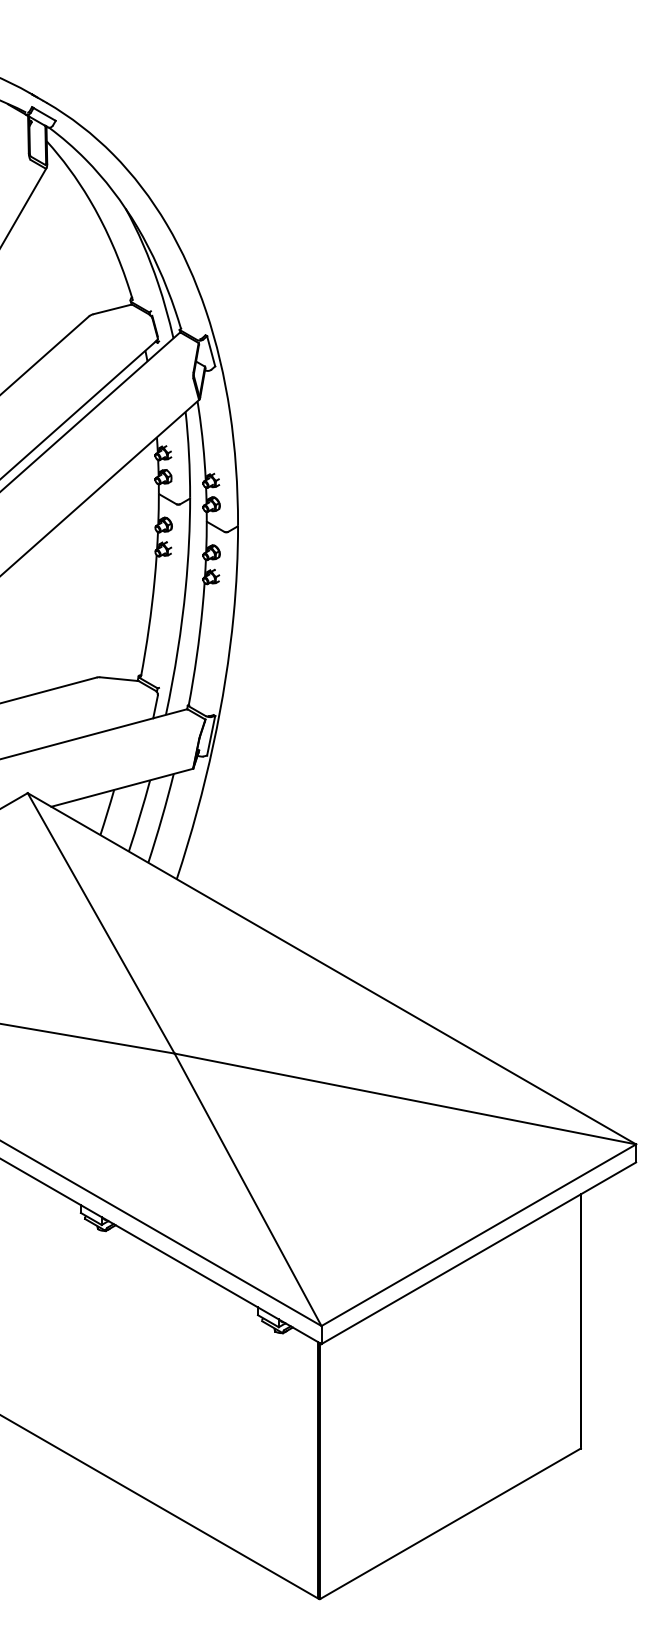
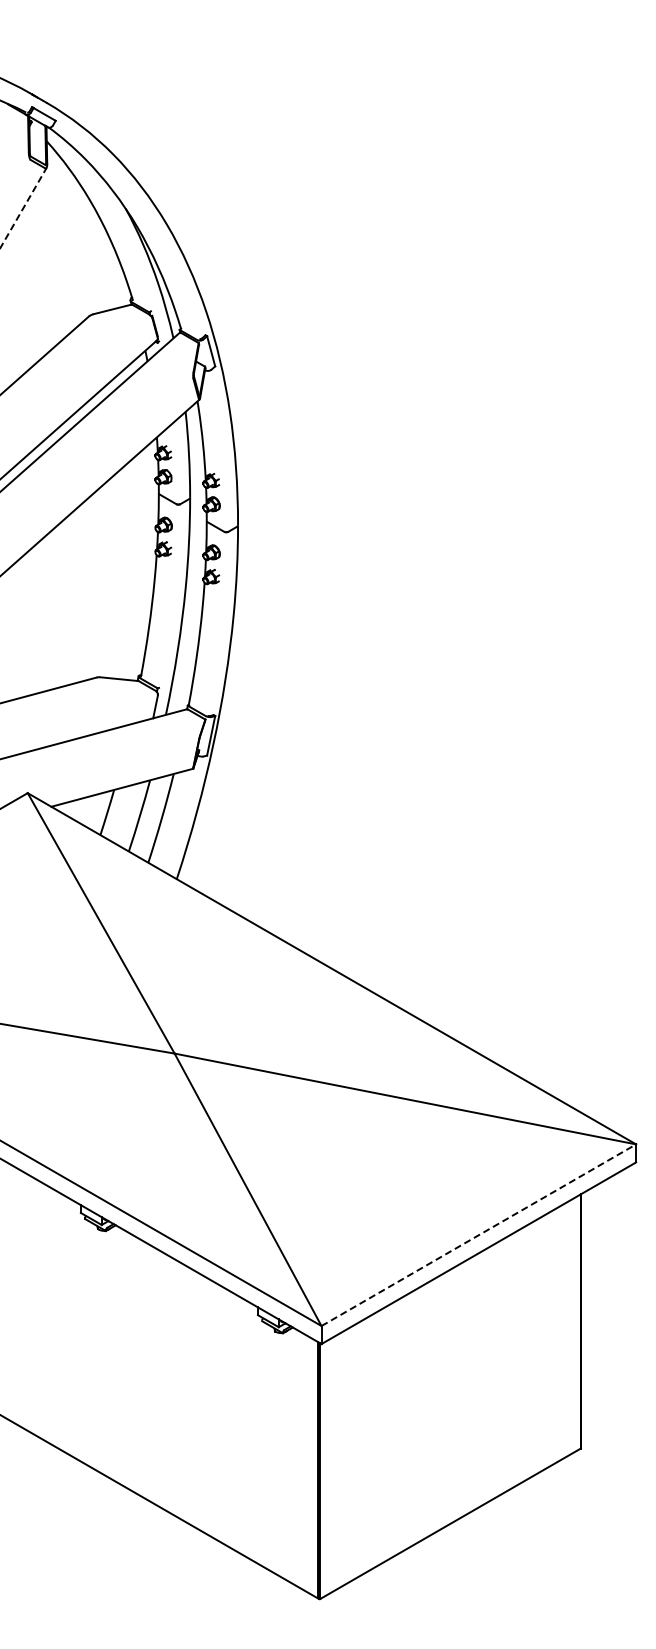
line: solid -> dashed (23, 207)
line: solid -> dashed (478, 1235)
